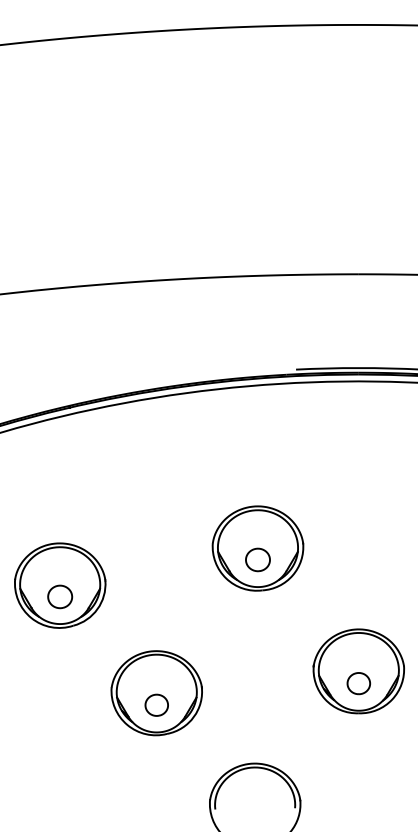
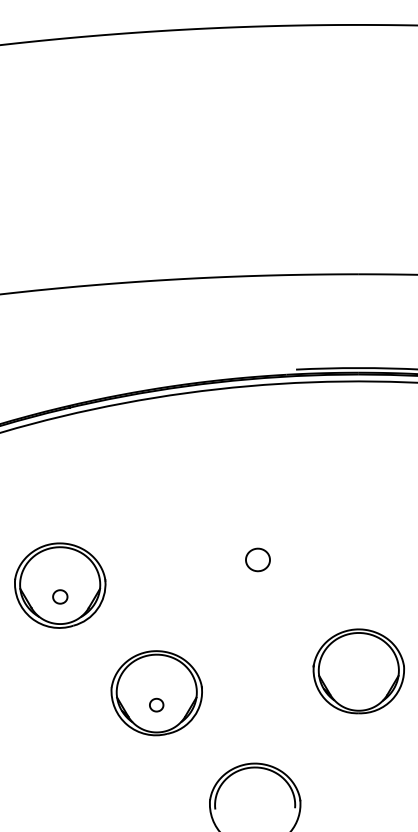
part: present -> none (257, 548)
part size: 27x26 px -> 17x16 px (60, 596)
part: present -> none (358, 683)
part size: 25x24 px -> 16x16 px (156, 704)
